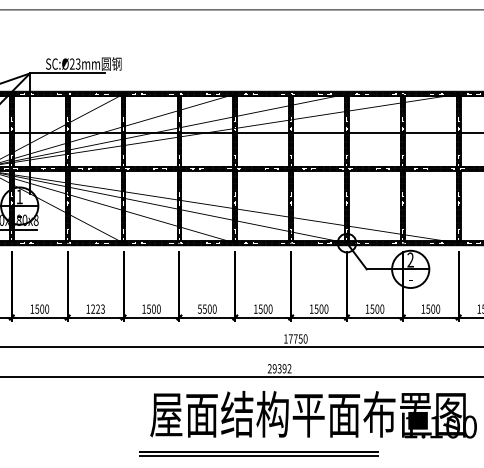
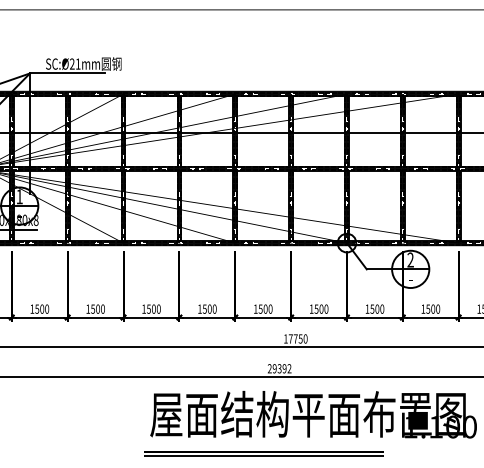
text: SC:Ø23mm -> SC:Ø21mm (77, 63)
text: 1223 -> 1500 (97, 308)
text: 5500 -> 1500 (199, 308)
part position: (258, 453) -> (263, 453) (263, 453)
